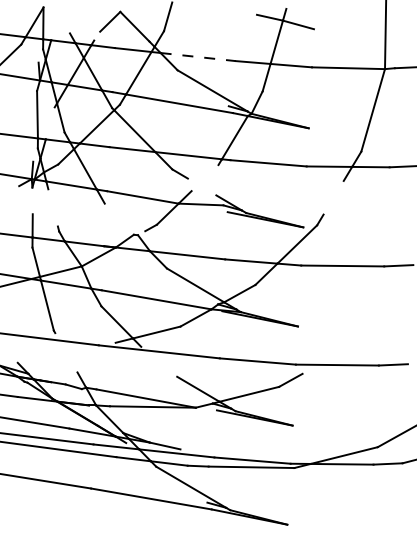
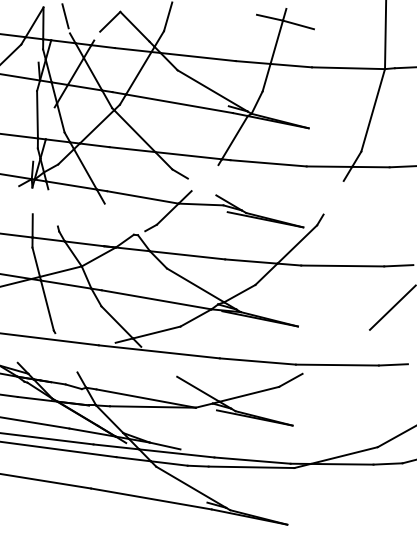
line: none -> present (65, 16)
line: dashed -> solid (198, 57)
line: none -> present (391, 308)
